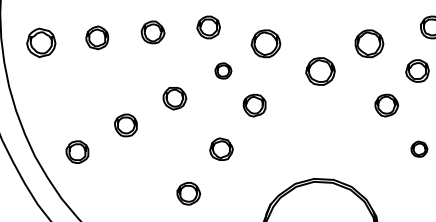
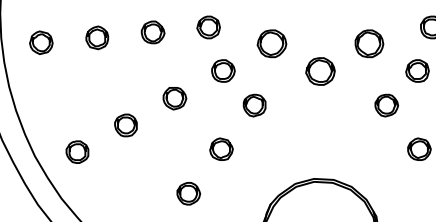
part size: 31x31 px -> 25x25 px (41, 42)
part position: (265, 43) -> (271, 43) (271, 43)
part size: 19x18 px -> 25x24 px (223, 70)
part size: 19x18 px -> 25x24 px (419, 148)
